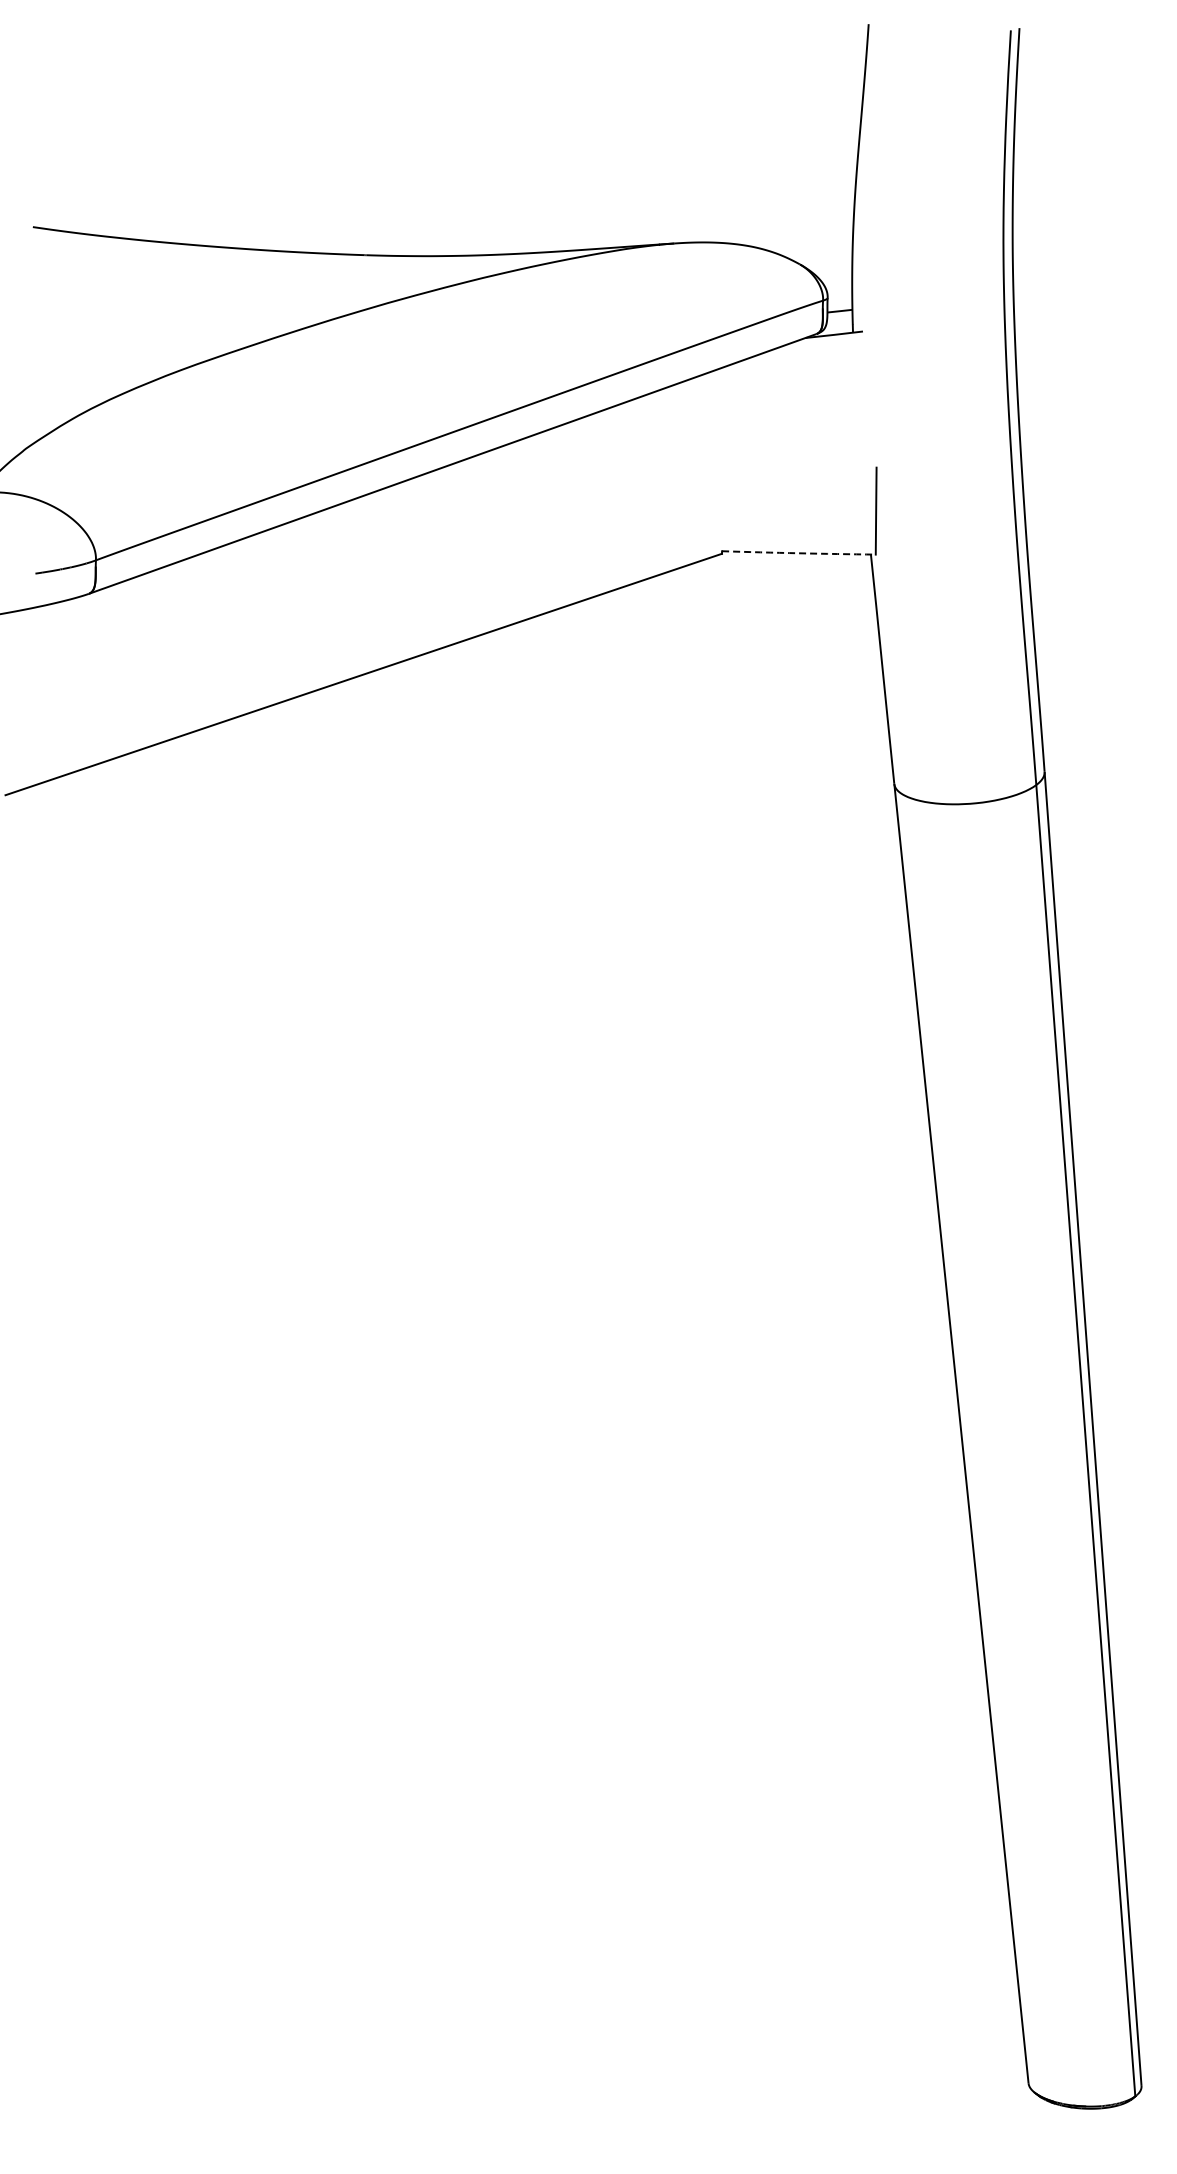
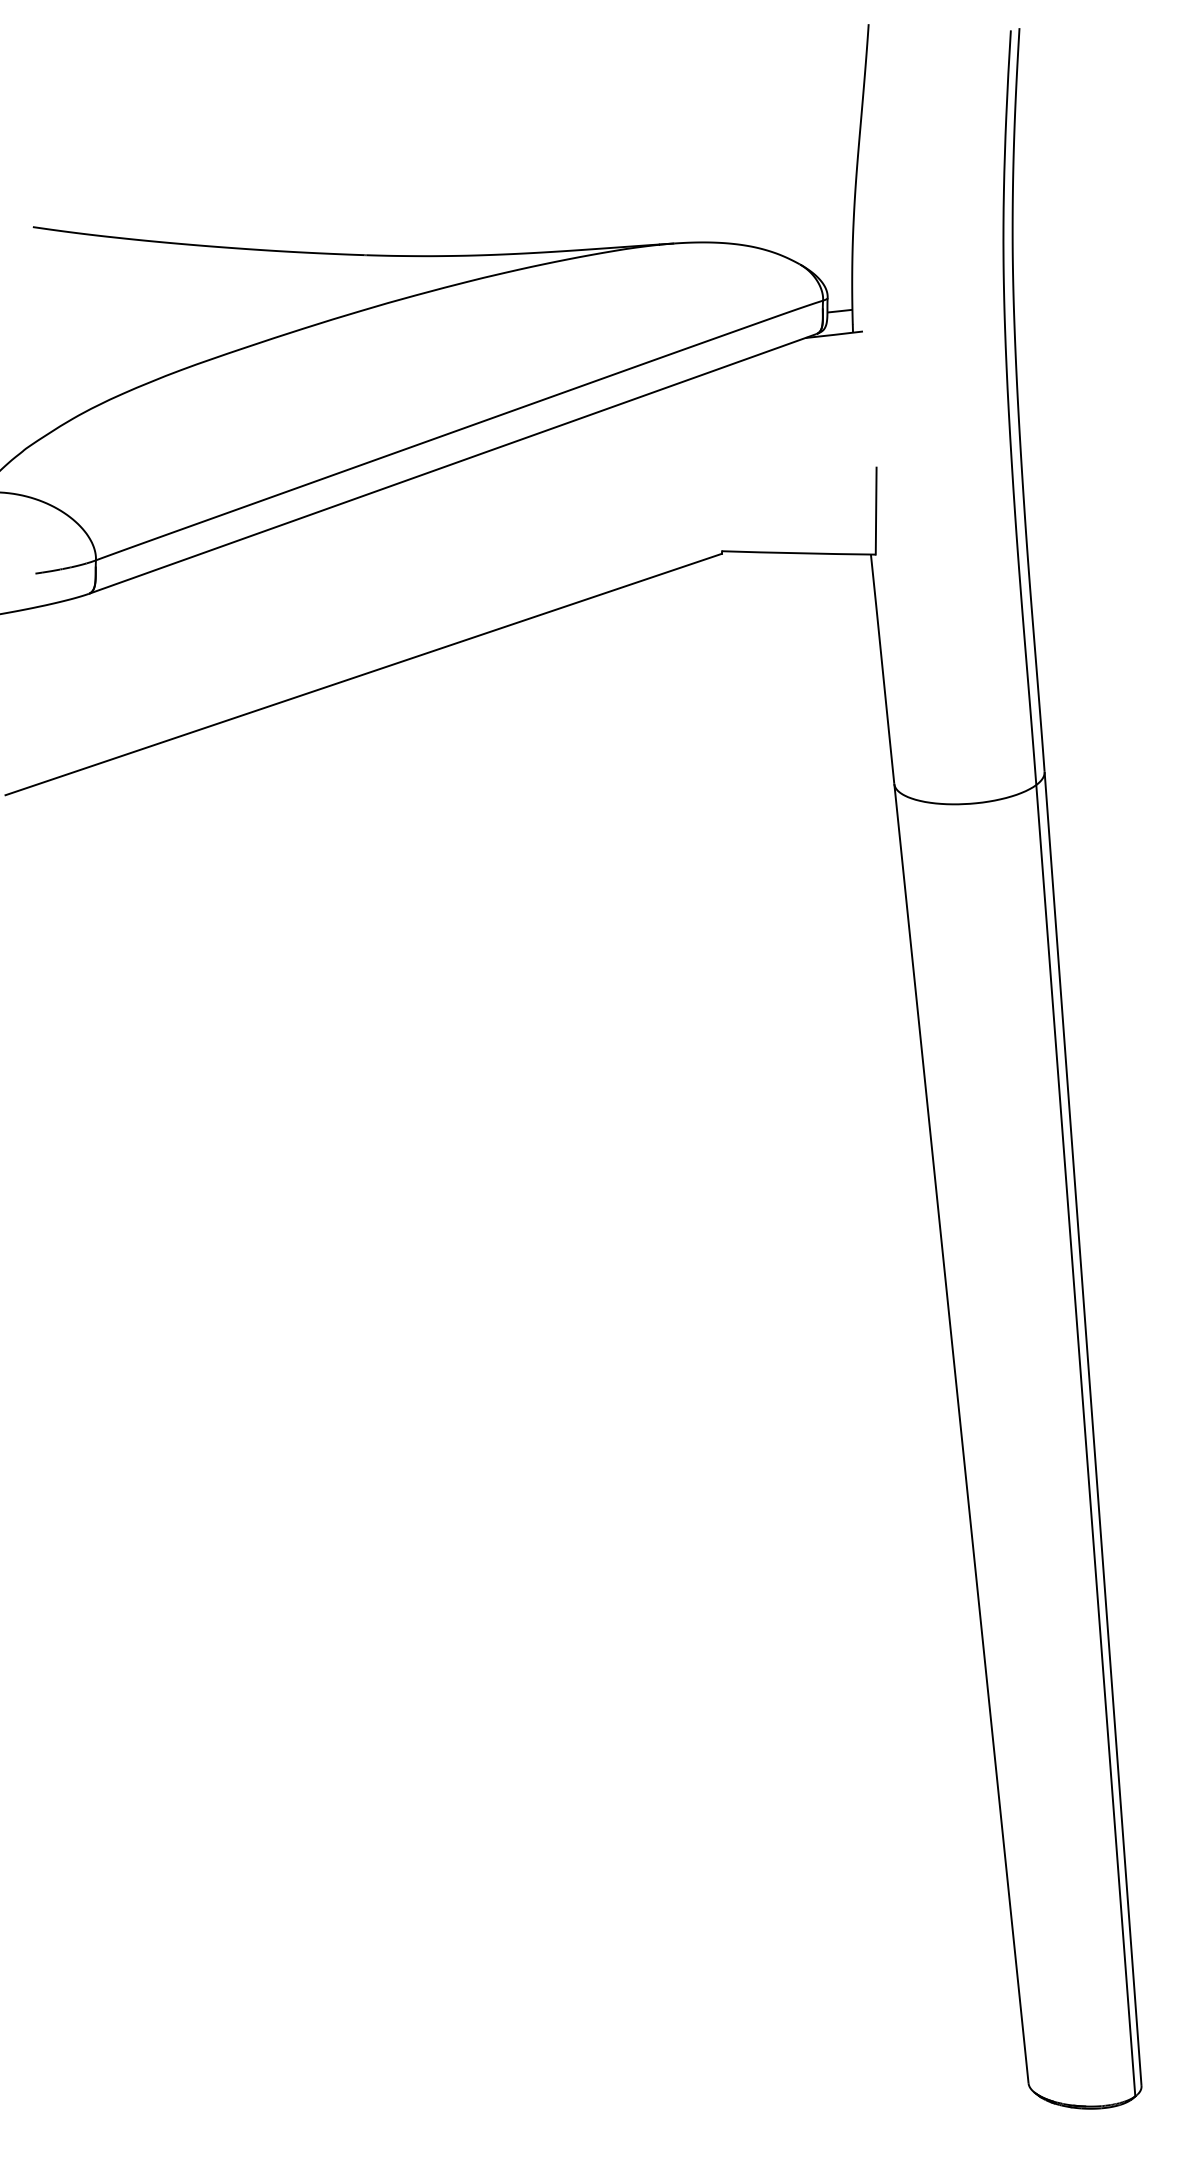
arc: dashed -> solid (798, 553)
